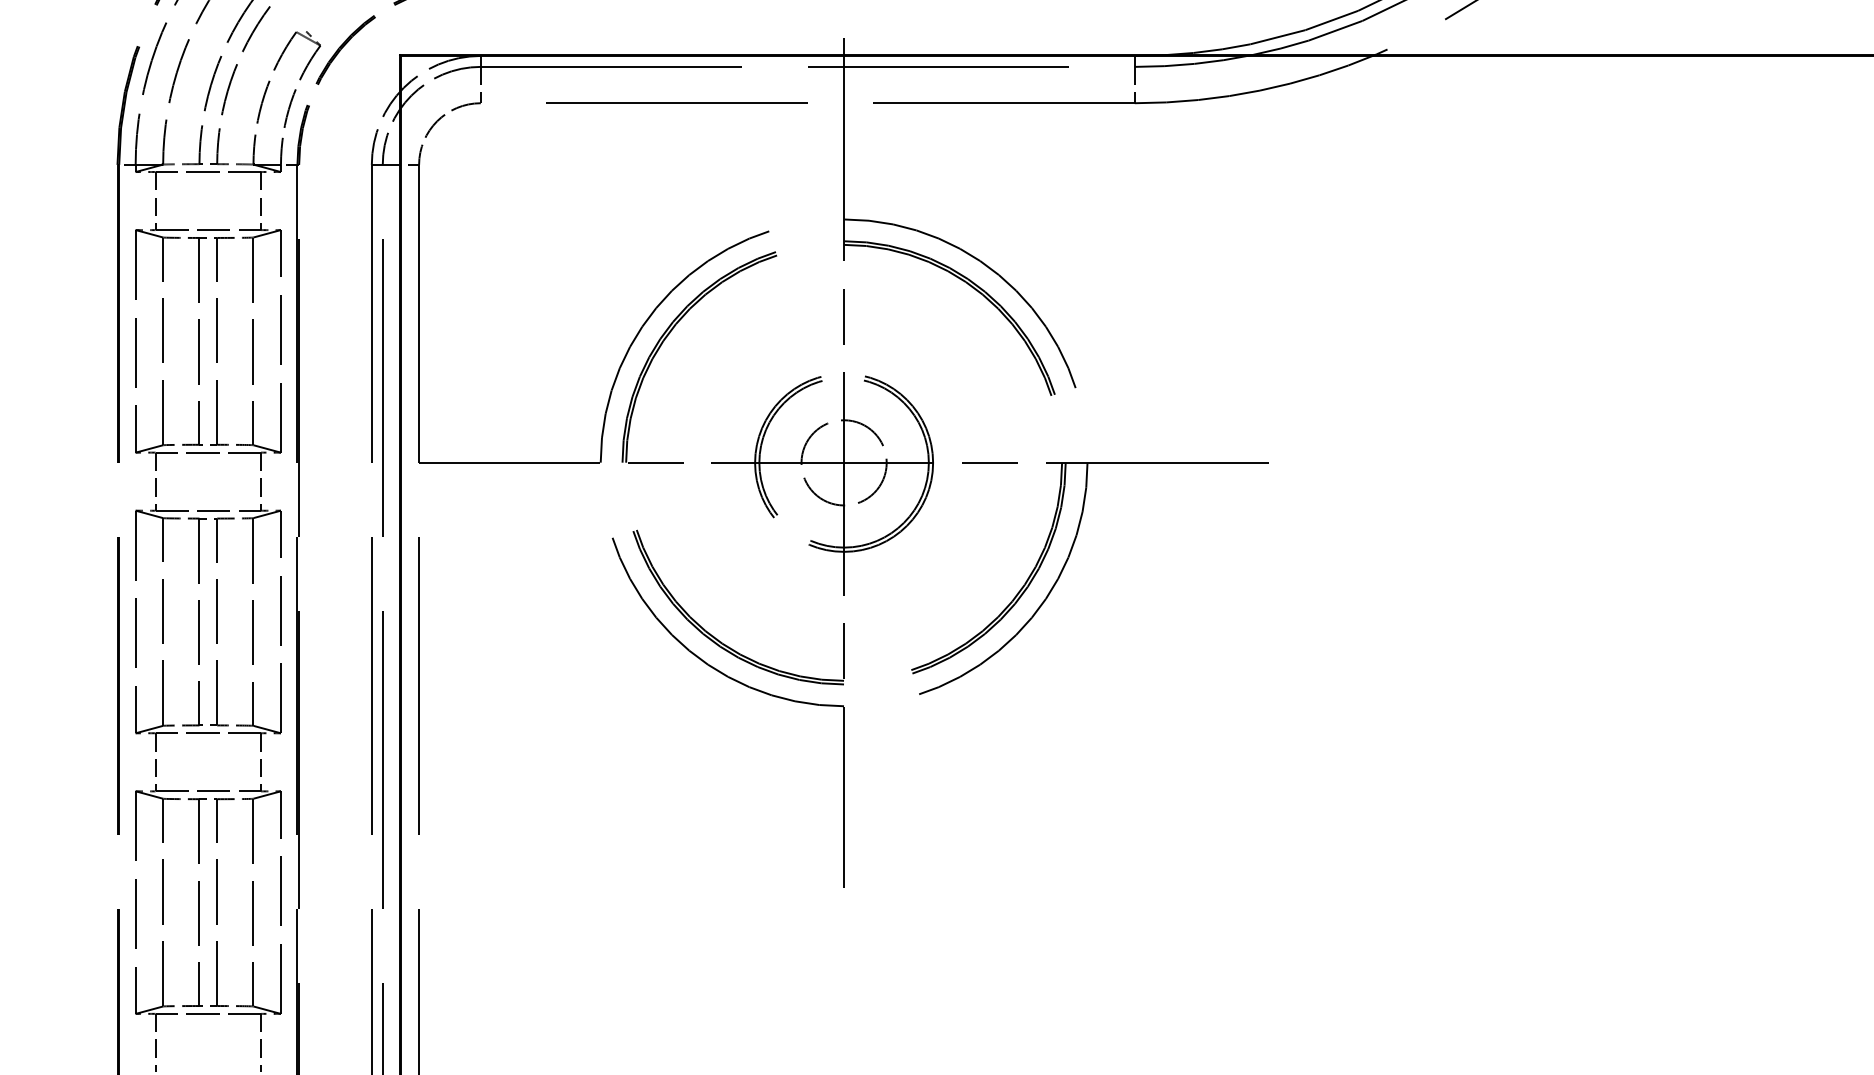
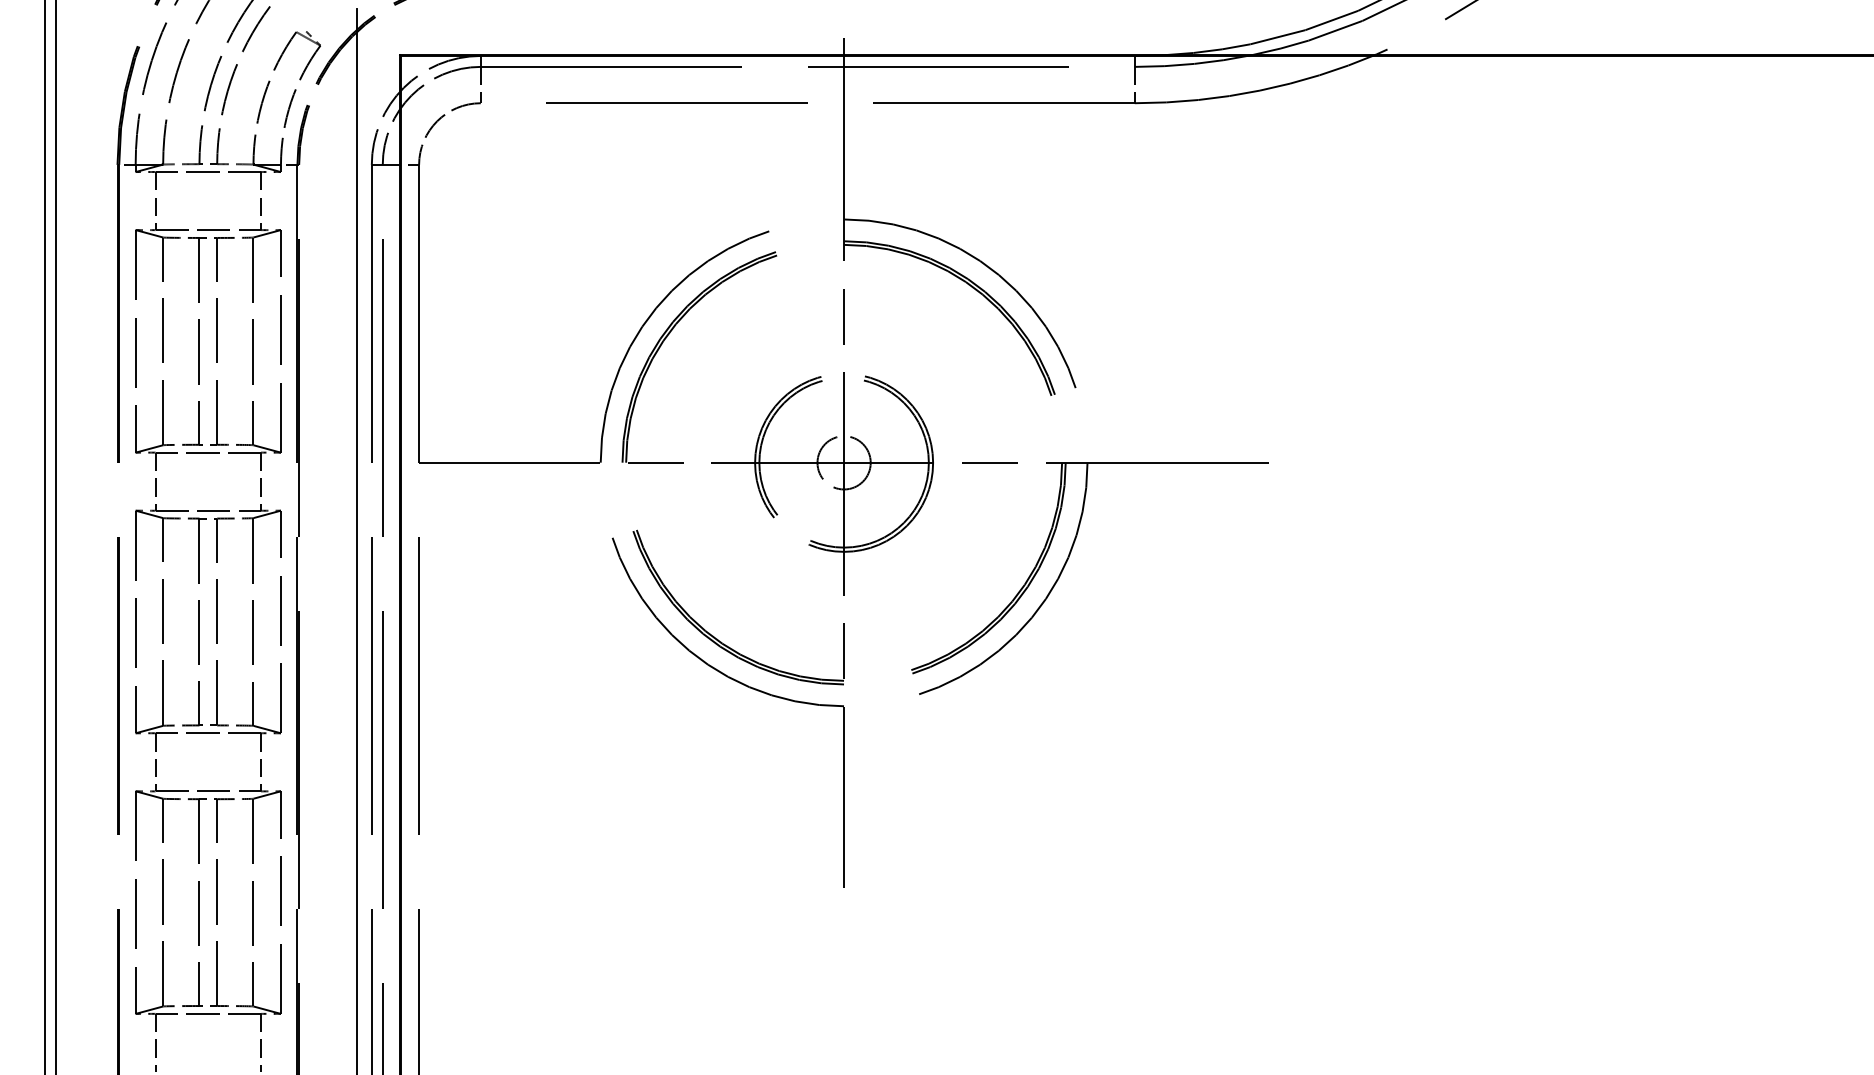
circle diameter: 85 px -> 53 px (843, 462)
line: none -> present (44, 536)
line: none -> present (56, 536)
line: none -> present (357, 539)
